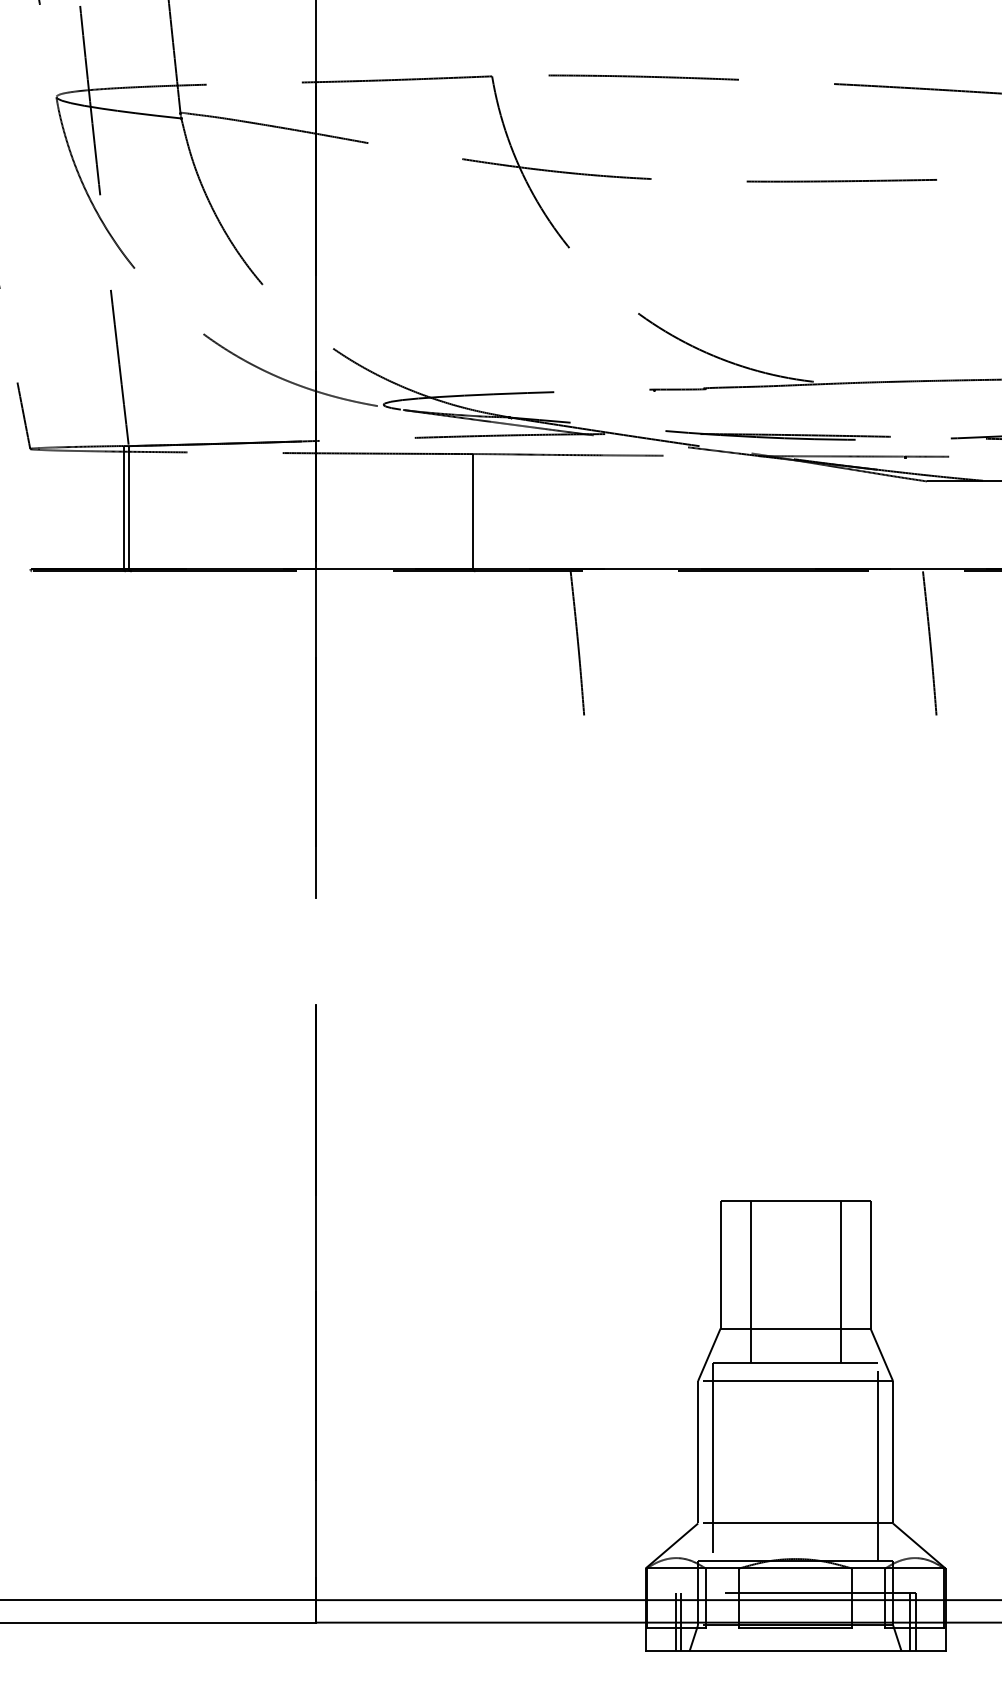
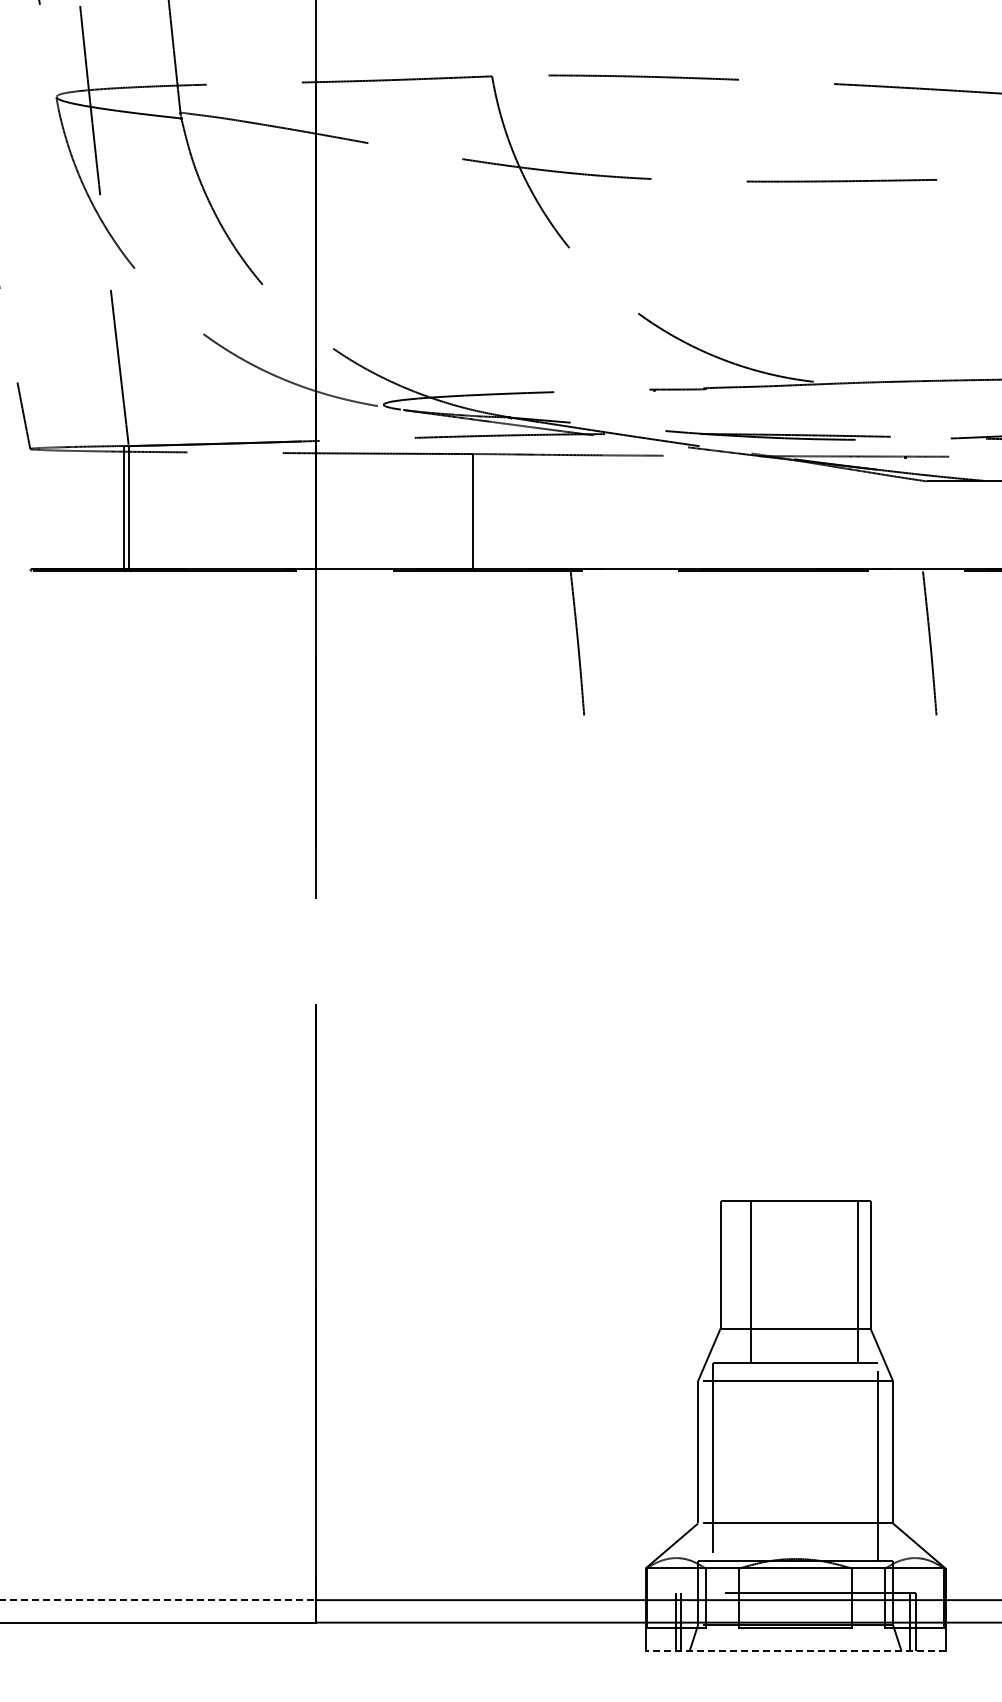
line position: (840, 1281) -> (857, 1281) (857, 1281)
line: solid -> dashed (158, 1600)
line: solid -> dashed (795, 1650)
